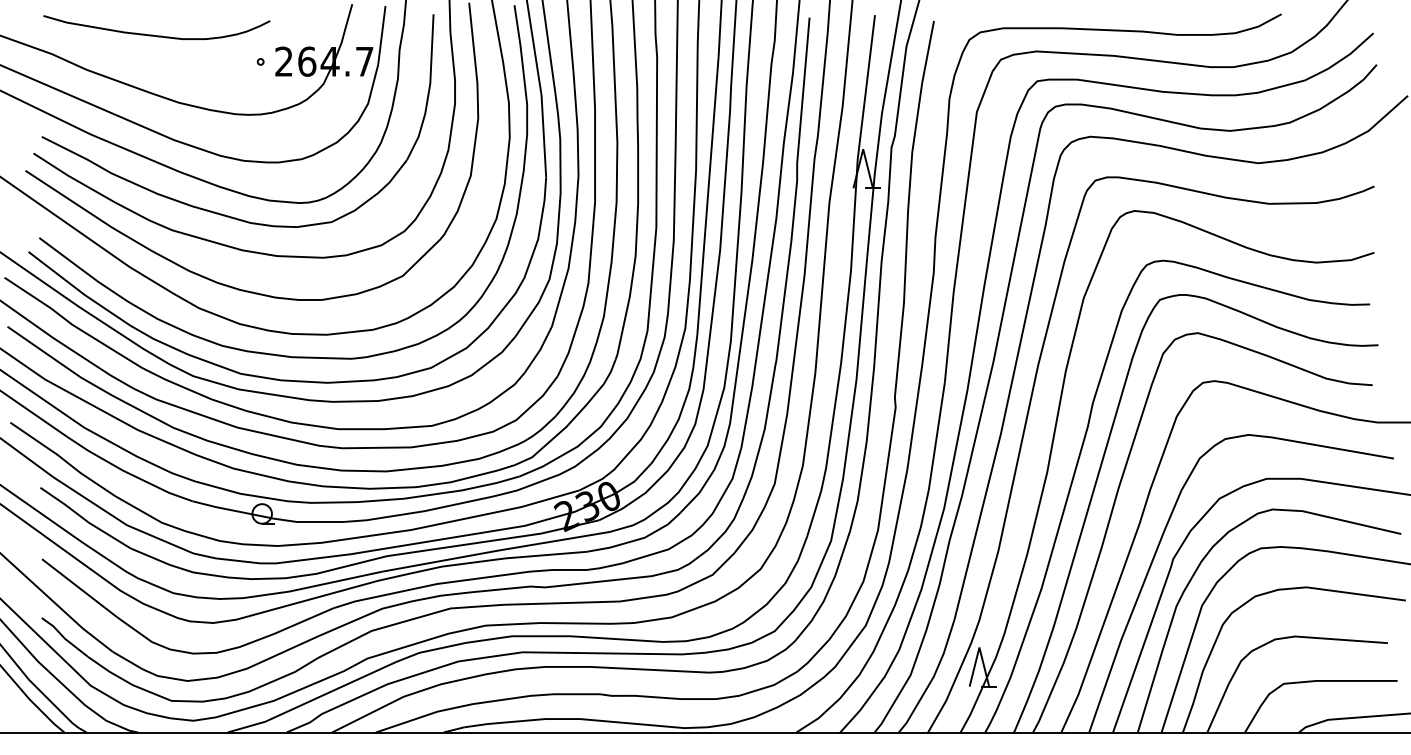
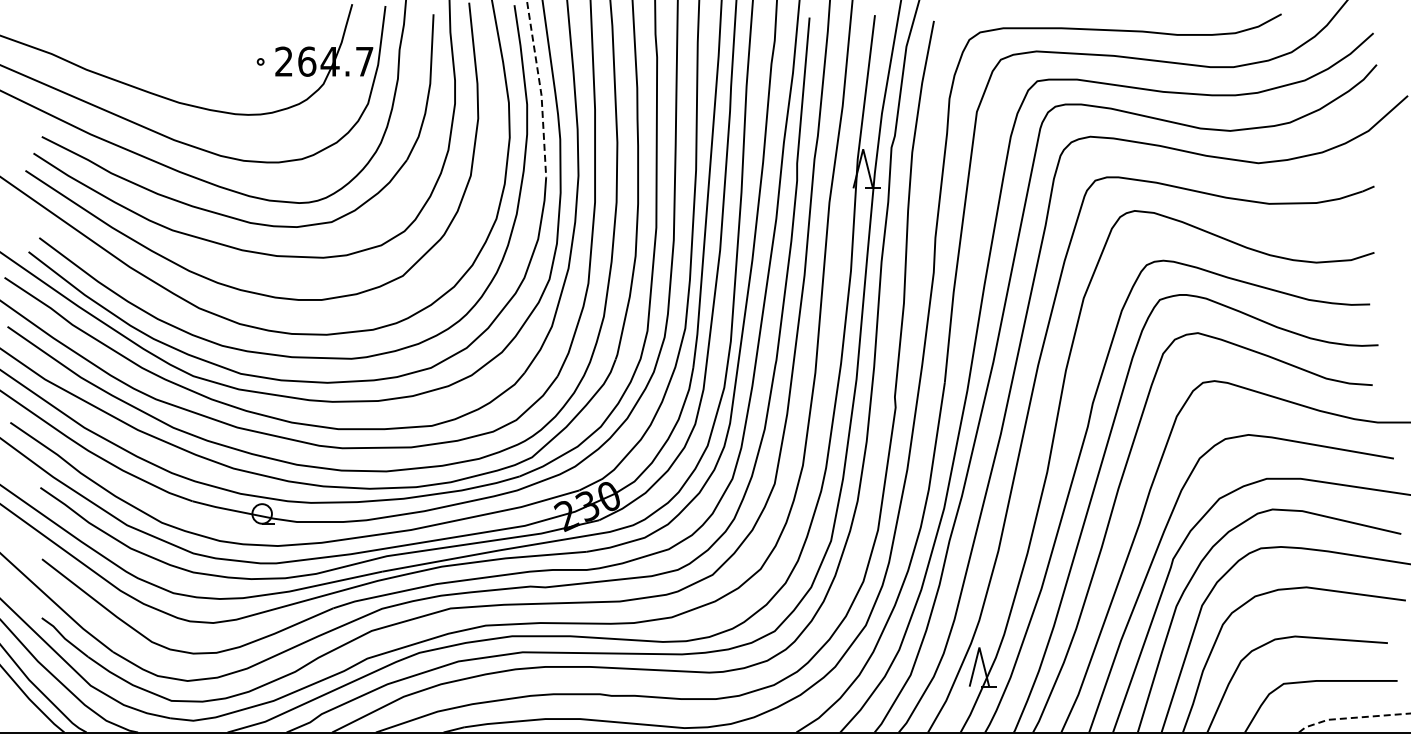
curve: present -> none (153, 34)
line: solid -> dashed (540, 89)
line: solid -> dashed (1351, 718)
